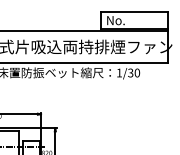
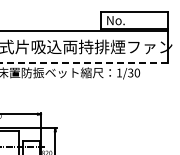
line: solid -> dashed (83, 63)
